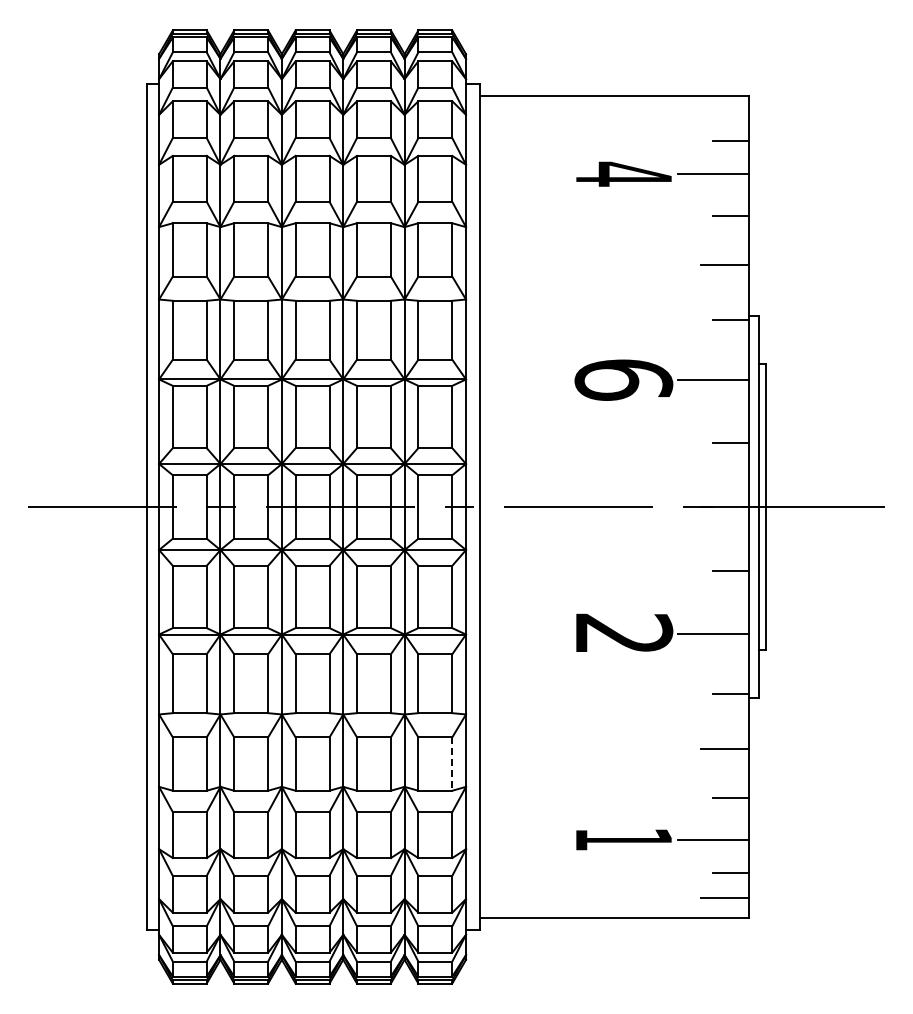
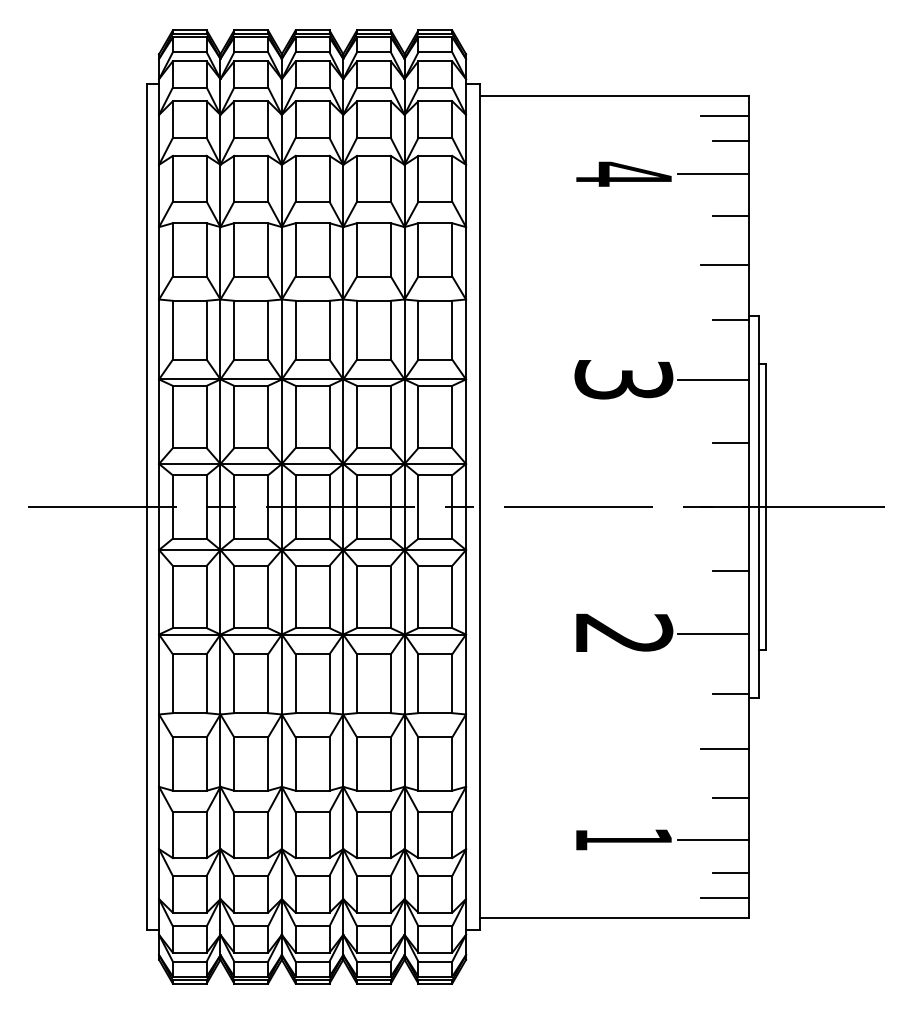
line: none -> present (725, 116)
text: 6 -> 3 (623, 379)
line: dashed -> solid (452, 764)
